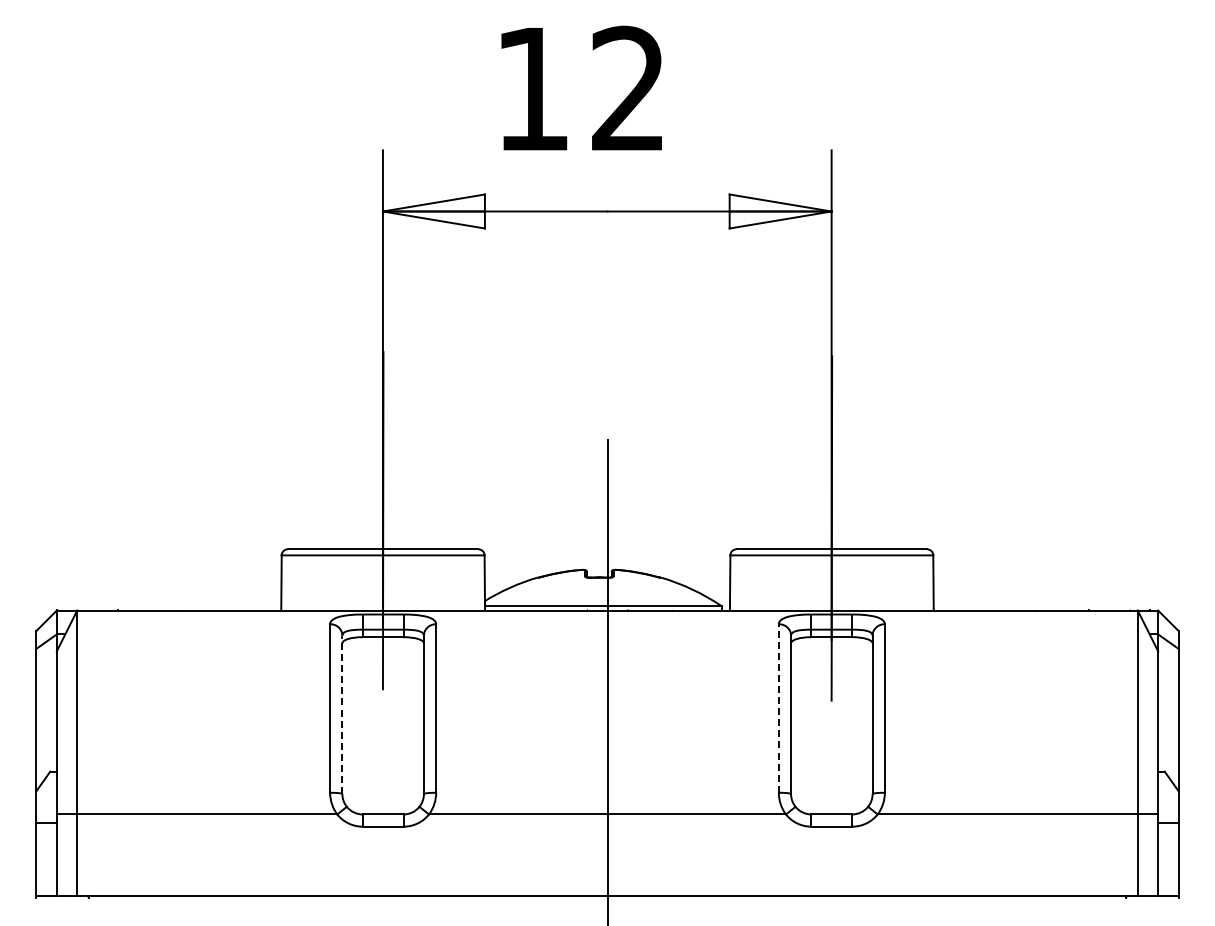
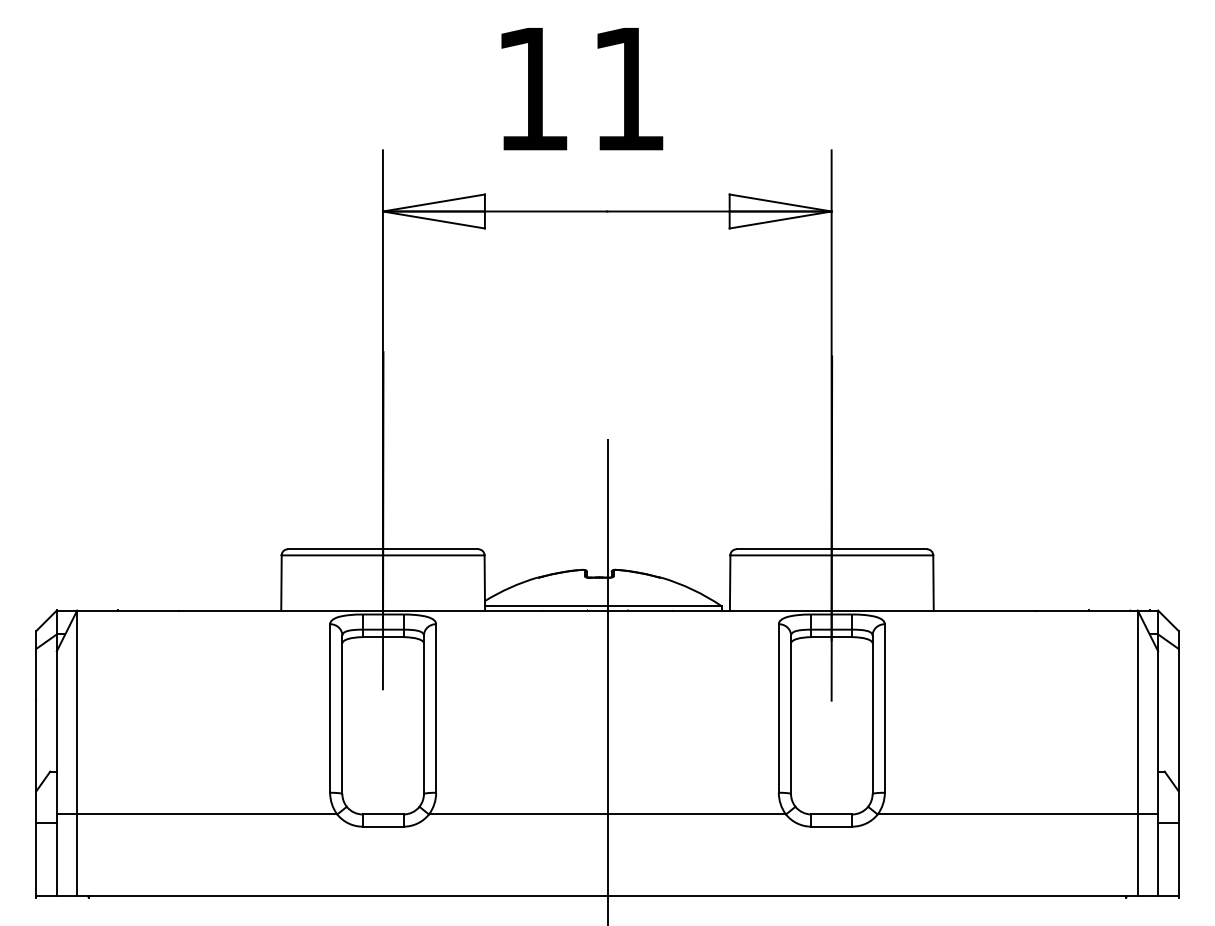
text: 12 -> 11 (627, 87)
line: dashed -> solid (778, 707)
line: dashed -> solid (342, 714)
